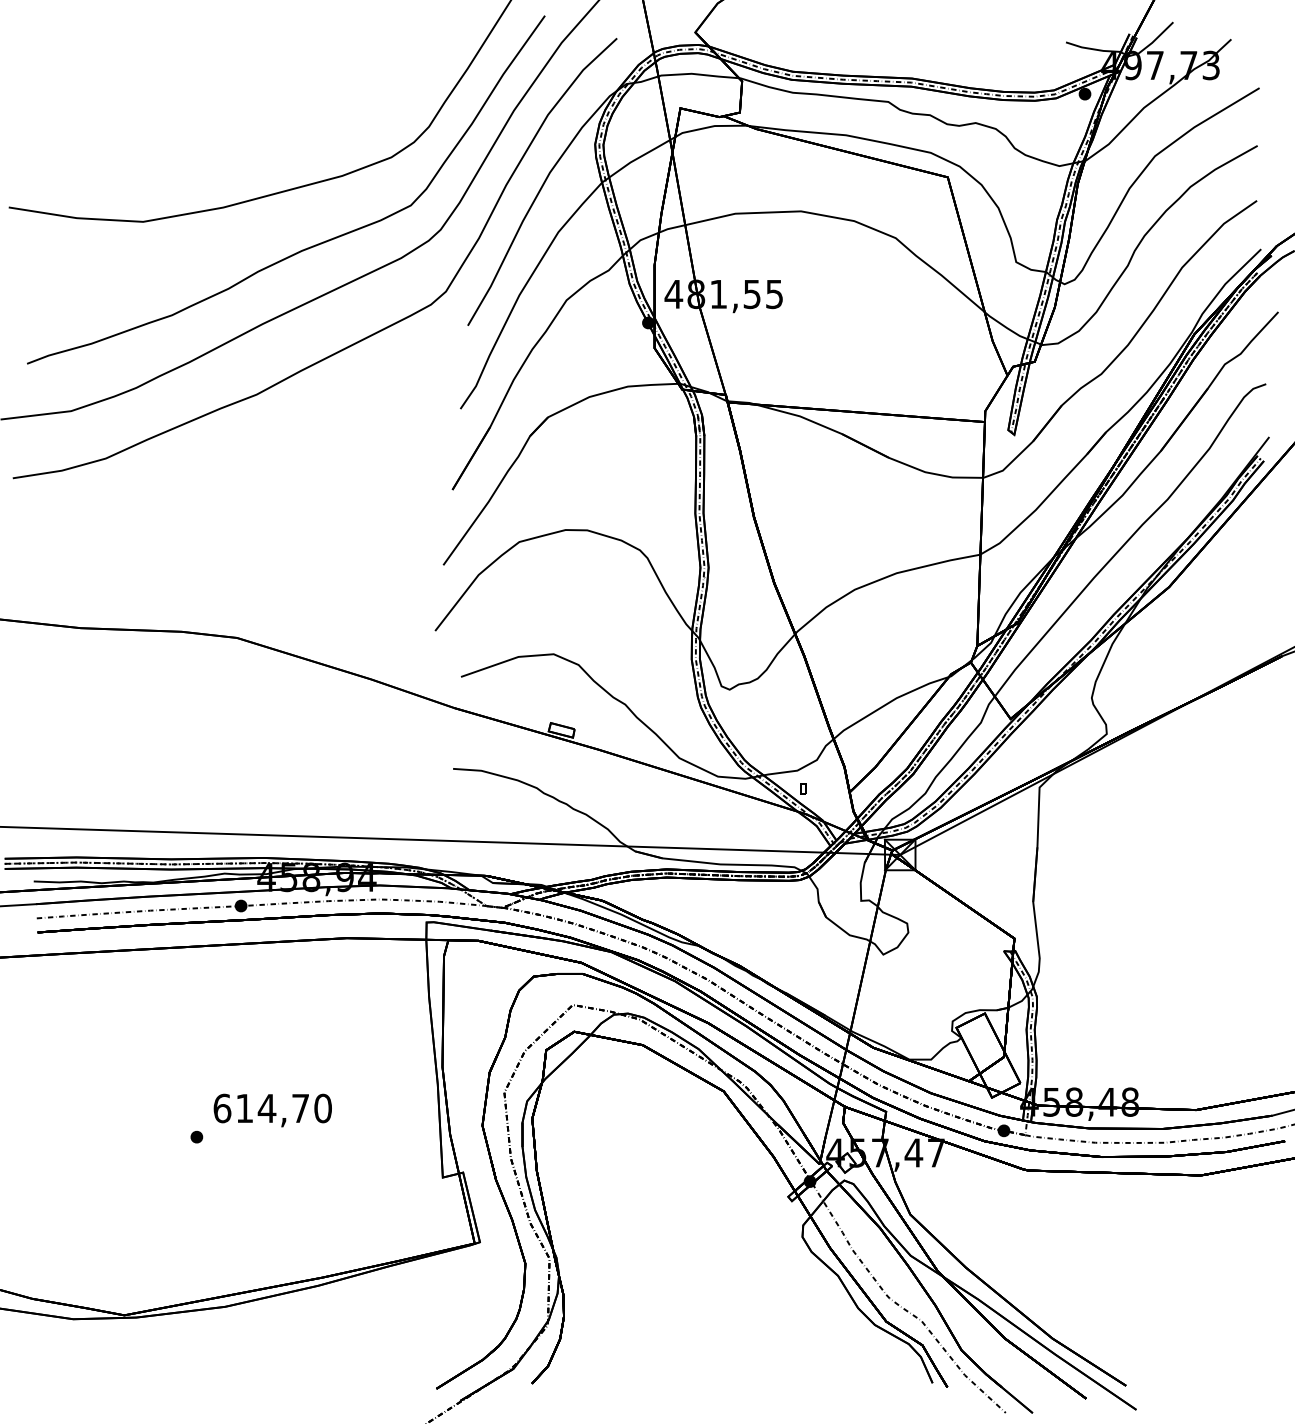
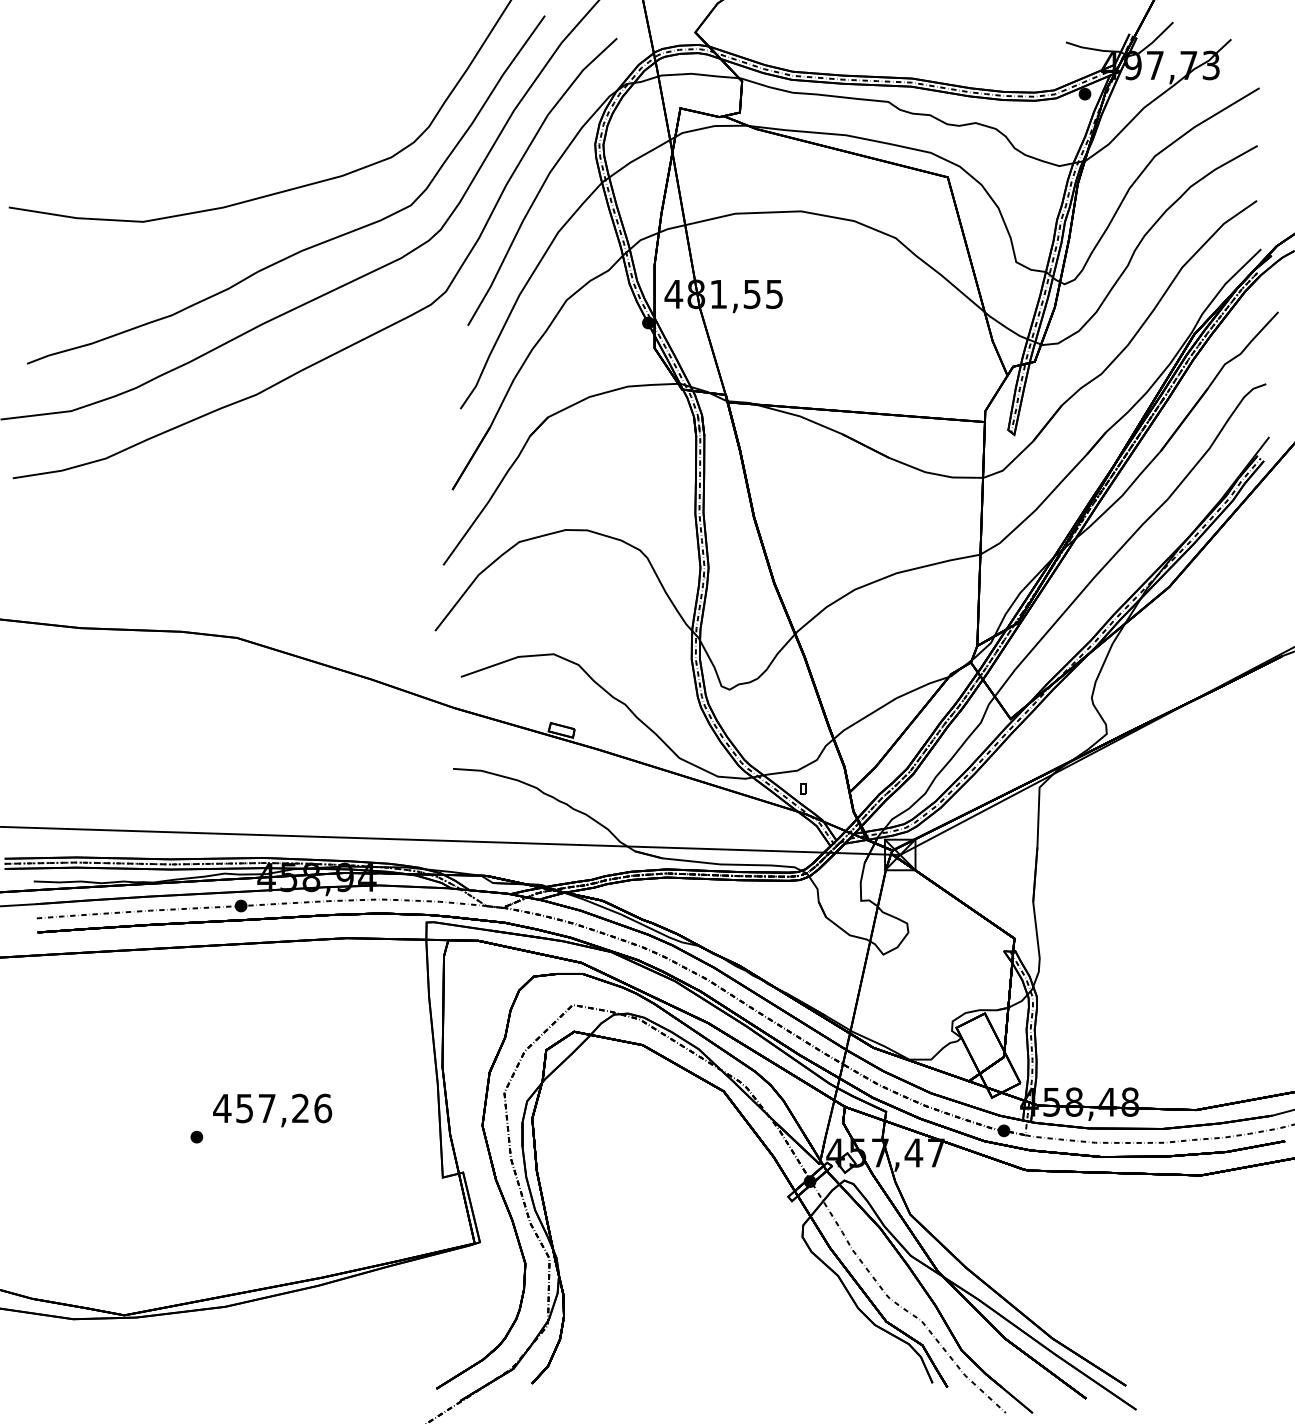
text: 614,70 -> 457,26 (272, 1108)
